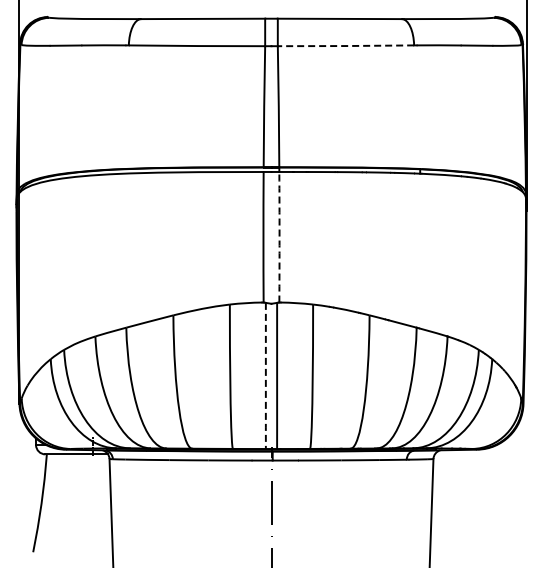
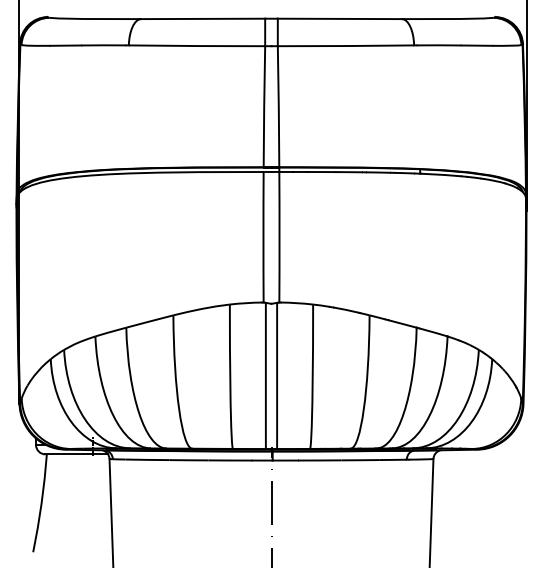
line: dashed -> solid (346, 46)
arc: dashed -> solid (279, 237)
line: dashed -> solid (265, 377)
